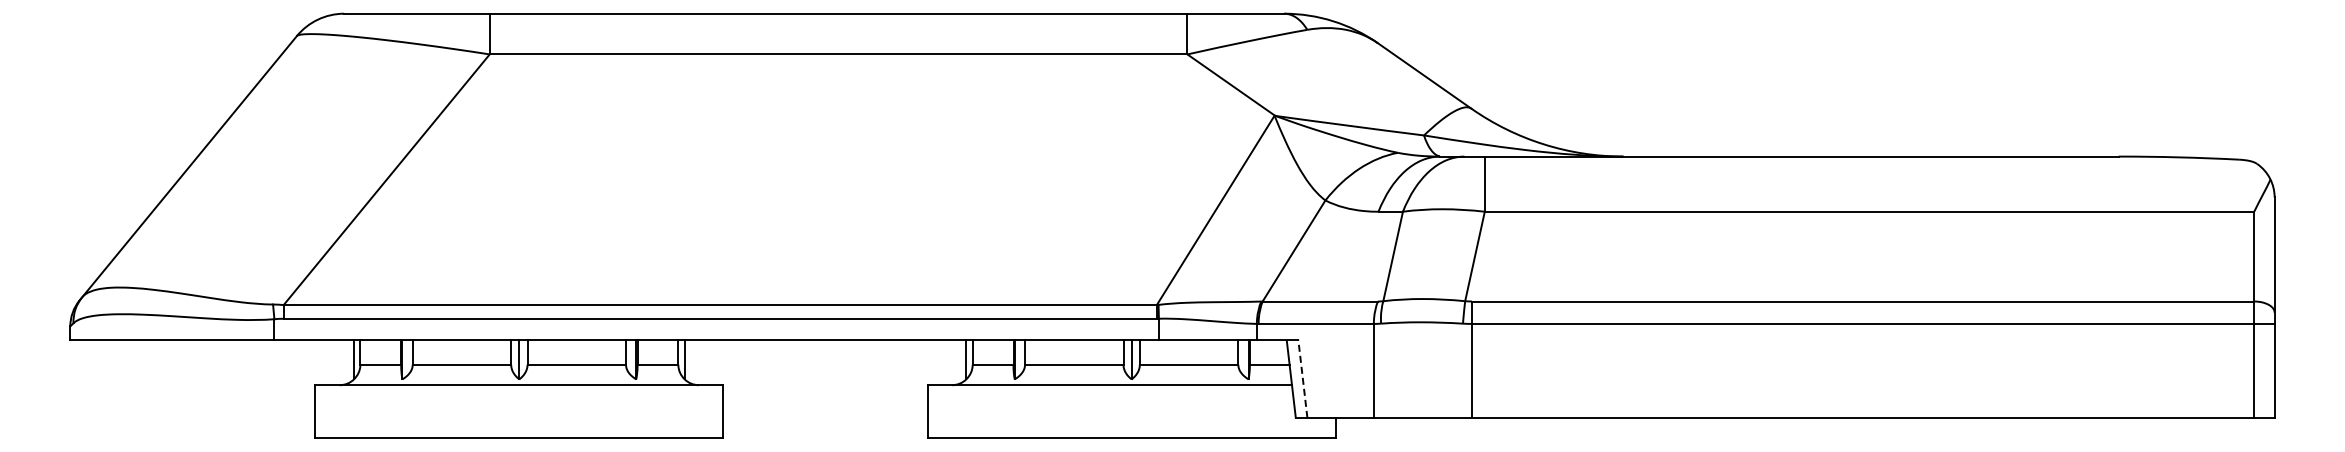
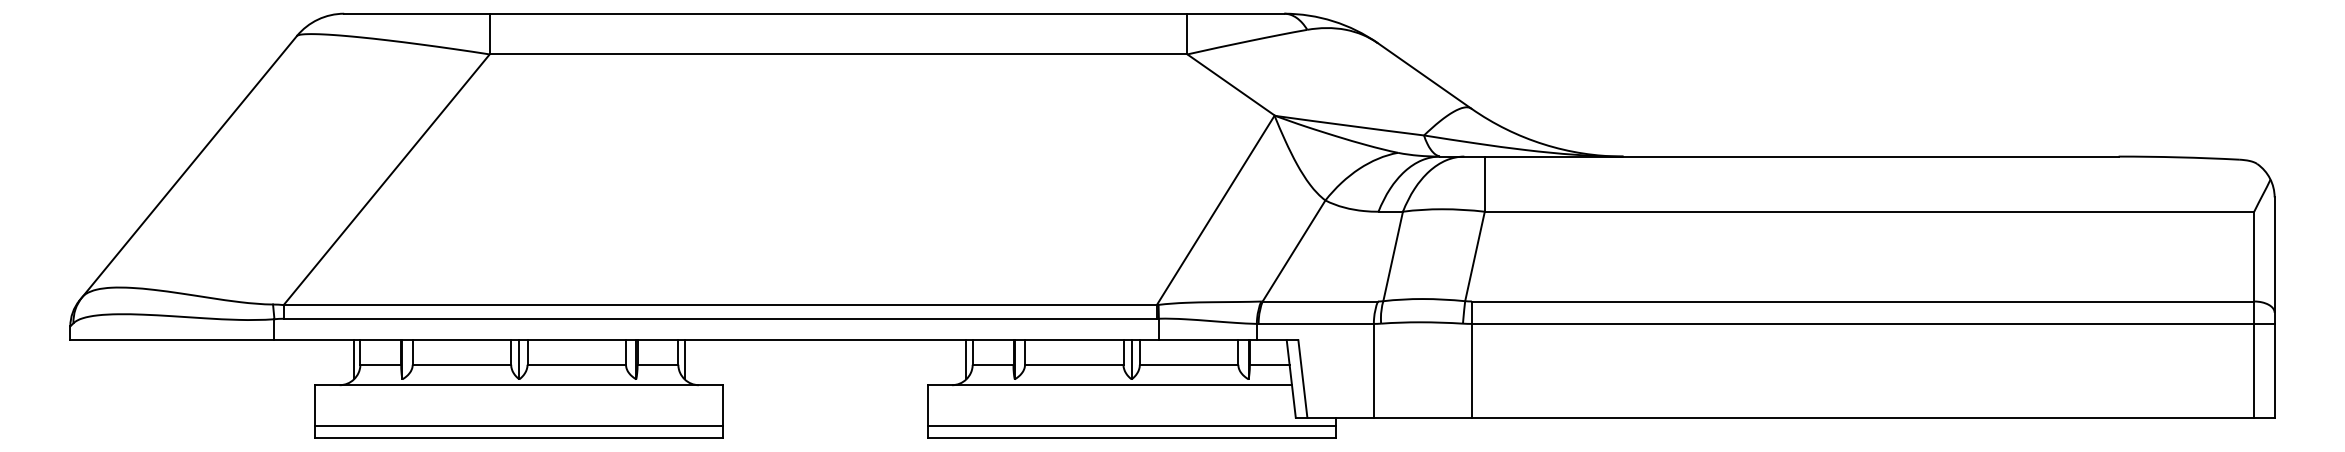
line: dashed -> solid (1302, 378)
line: none -> present (519, 426)
line: none -> present (1131, 426)
